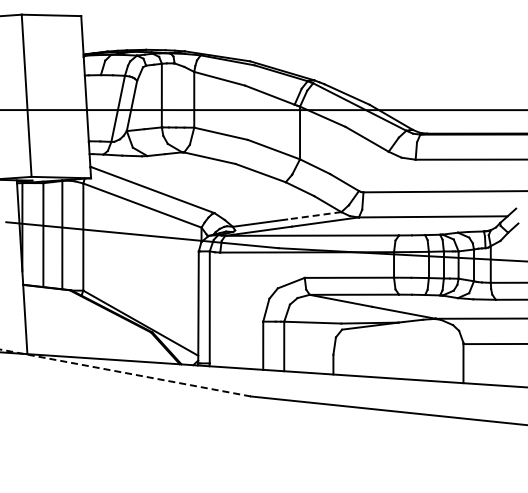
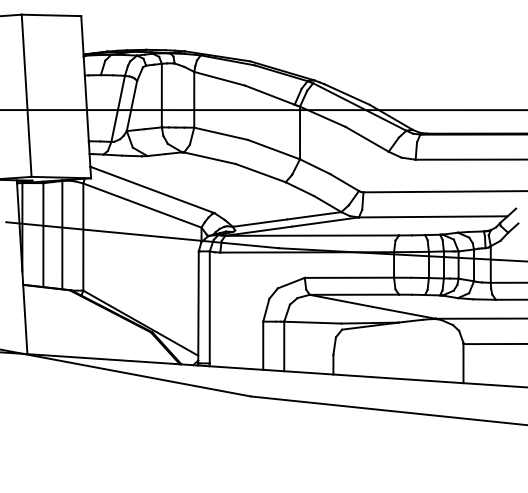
line: dashed -> solid (313, 215)
line: dashed -> solid (125, 372)
